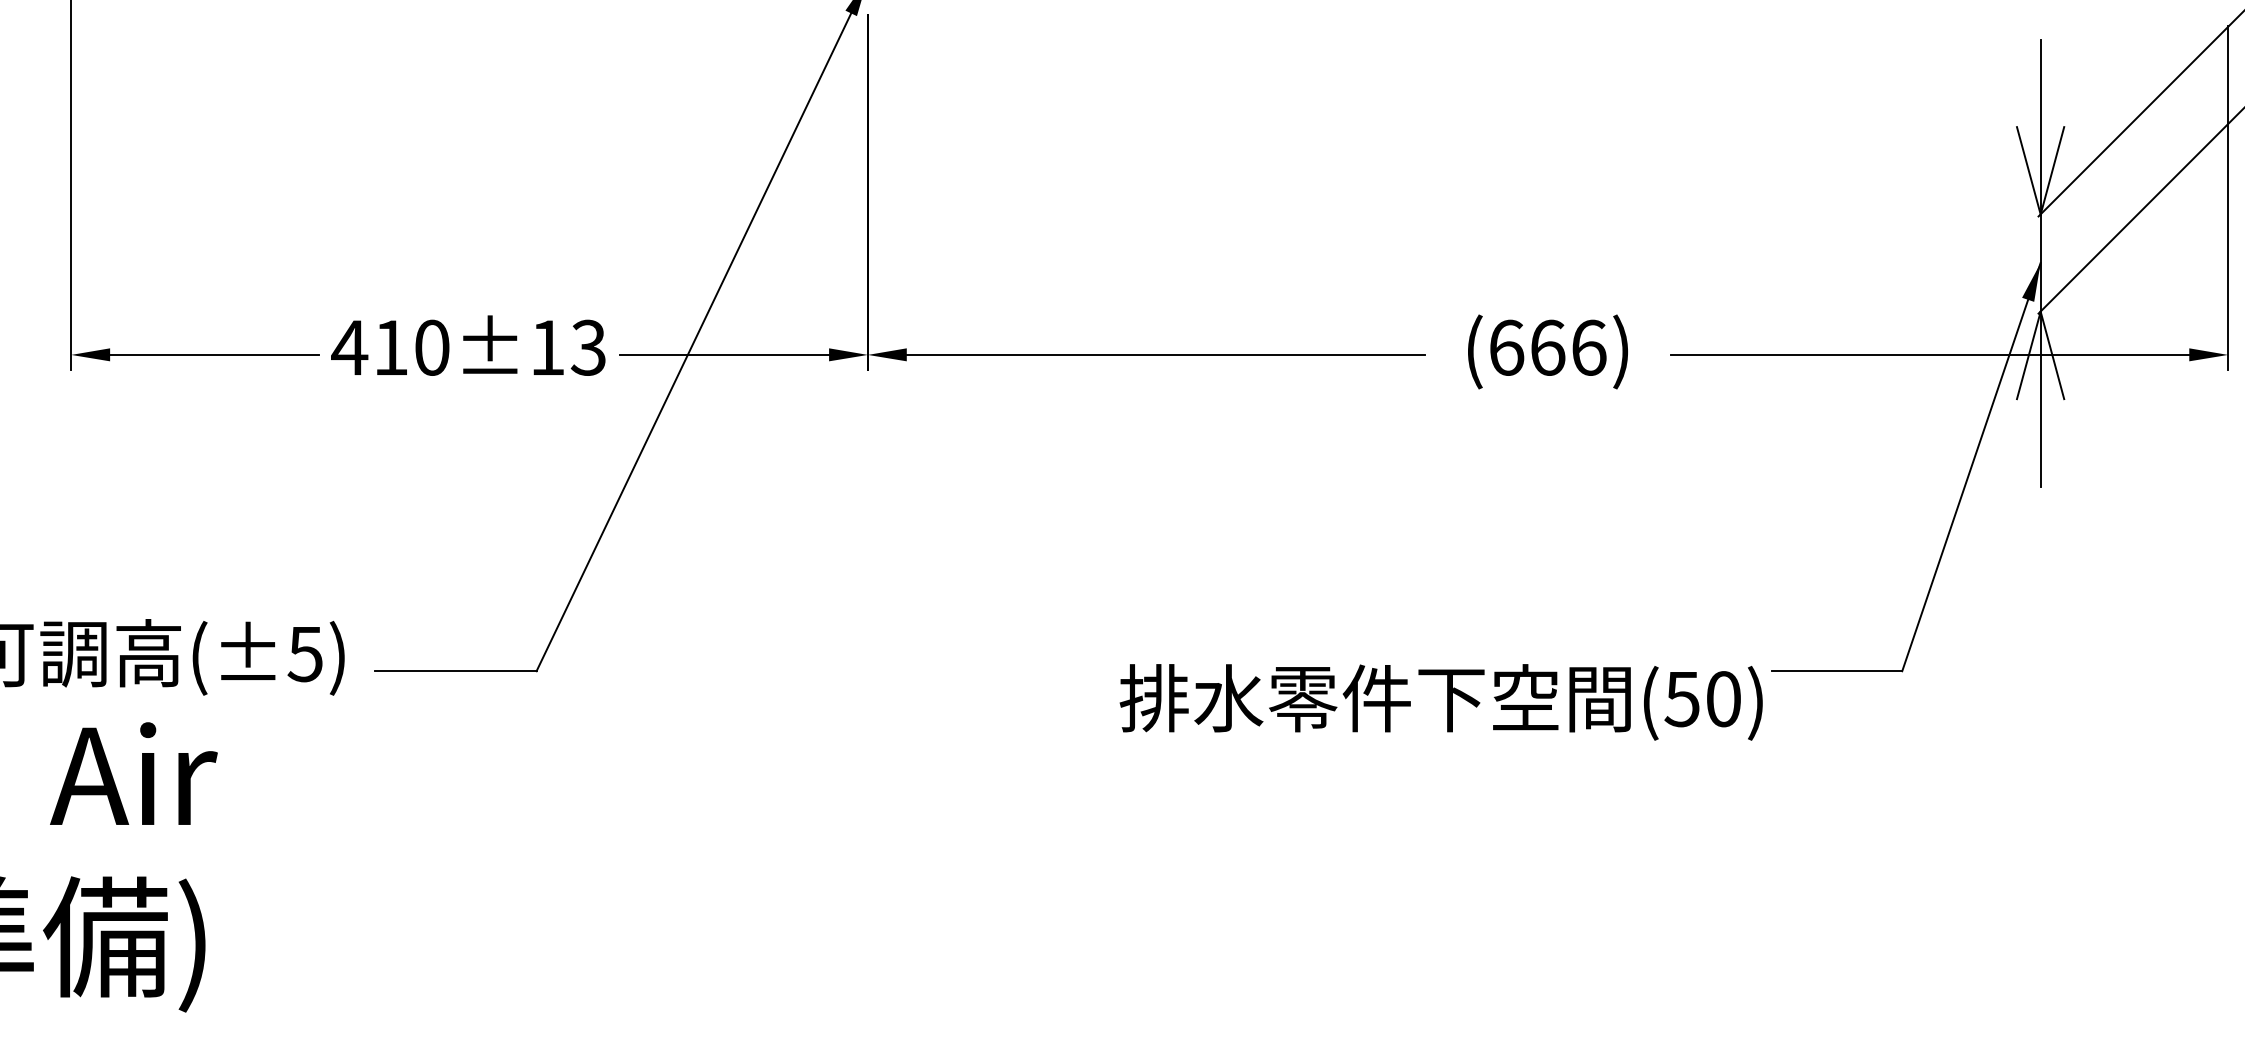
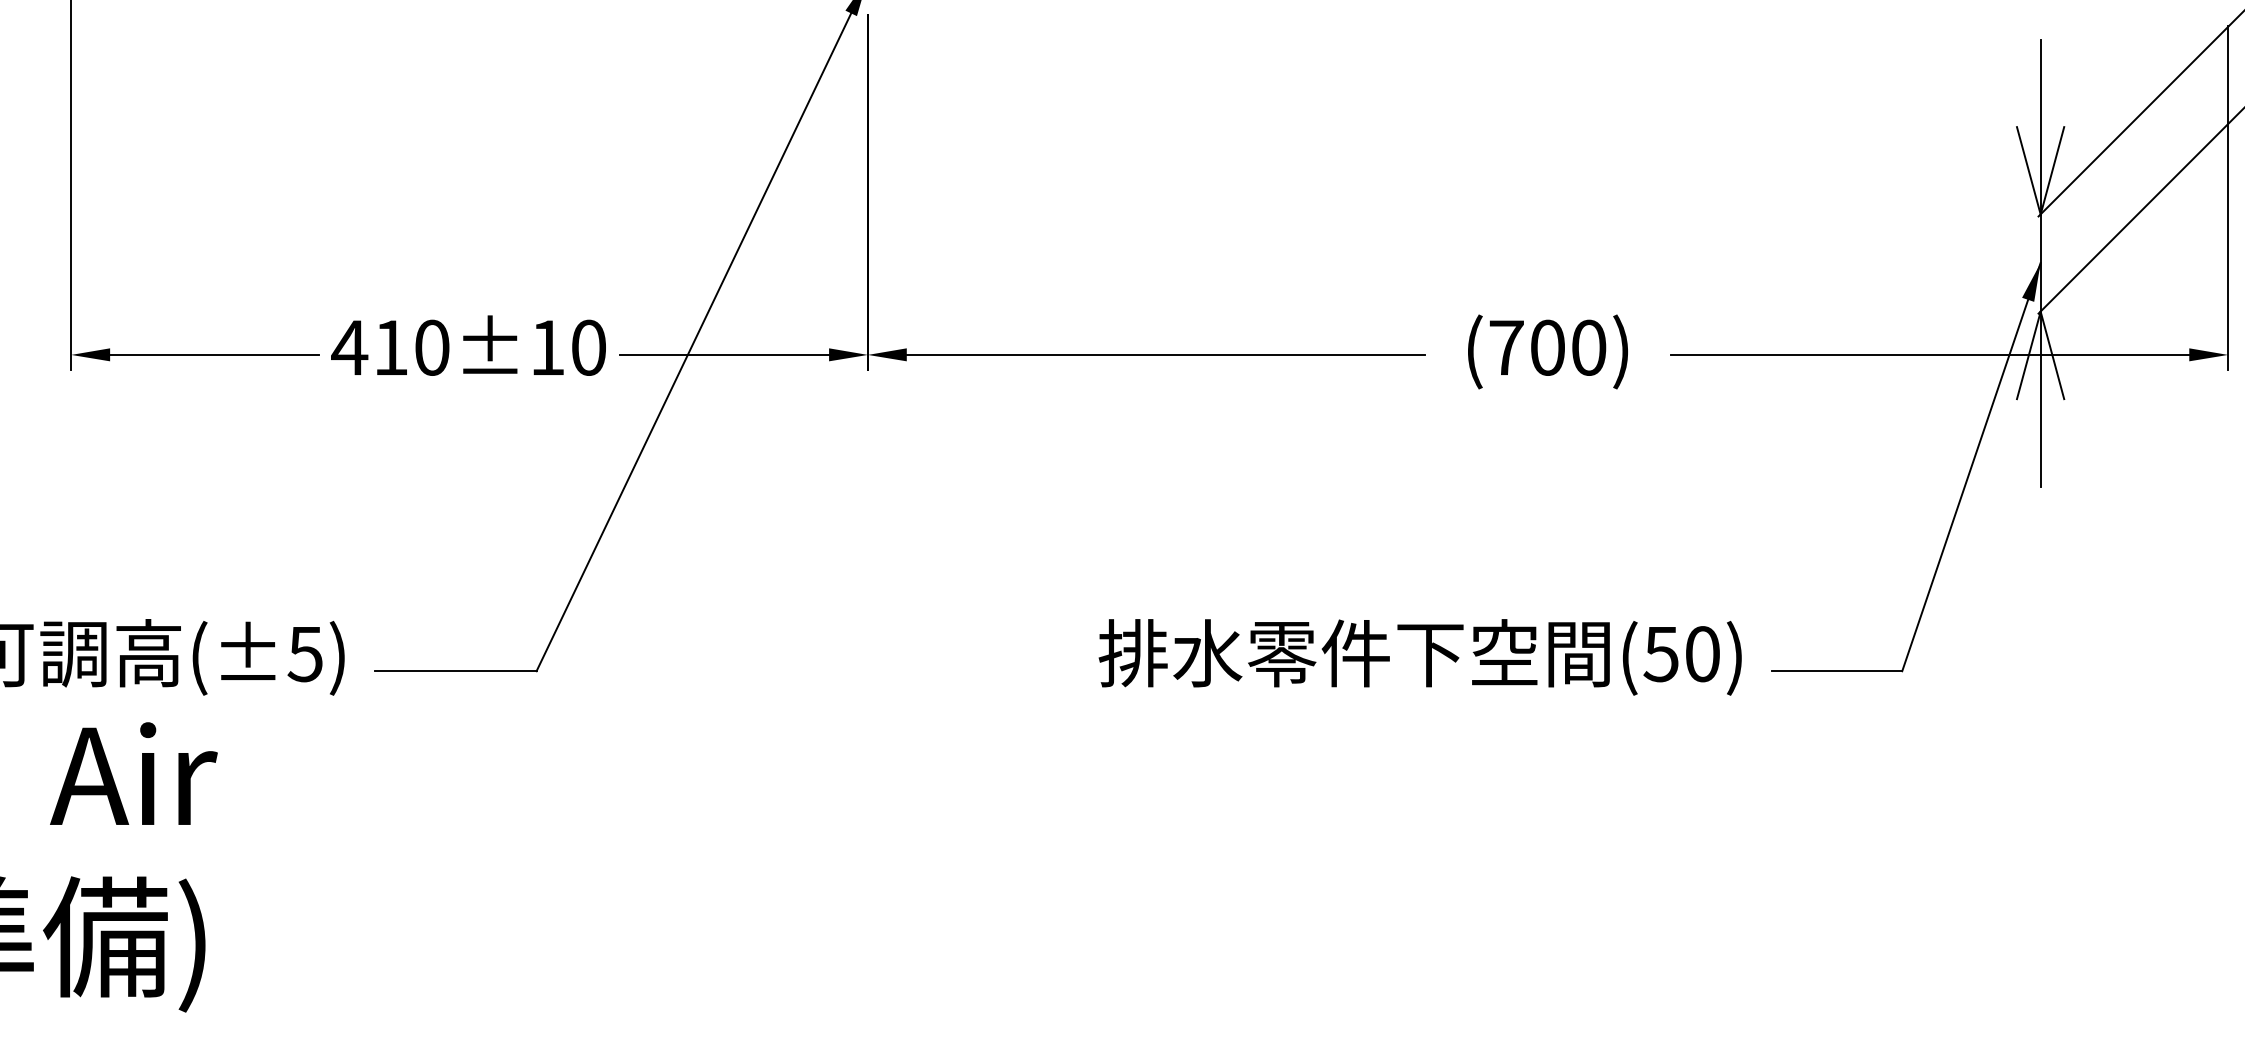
text: 410±13 -> 410±10 (587, 347)
text: (666) -> (700) (1547, 347)
text position: (1440, 702) -> (1419, 657) (1419, 657)
